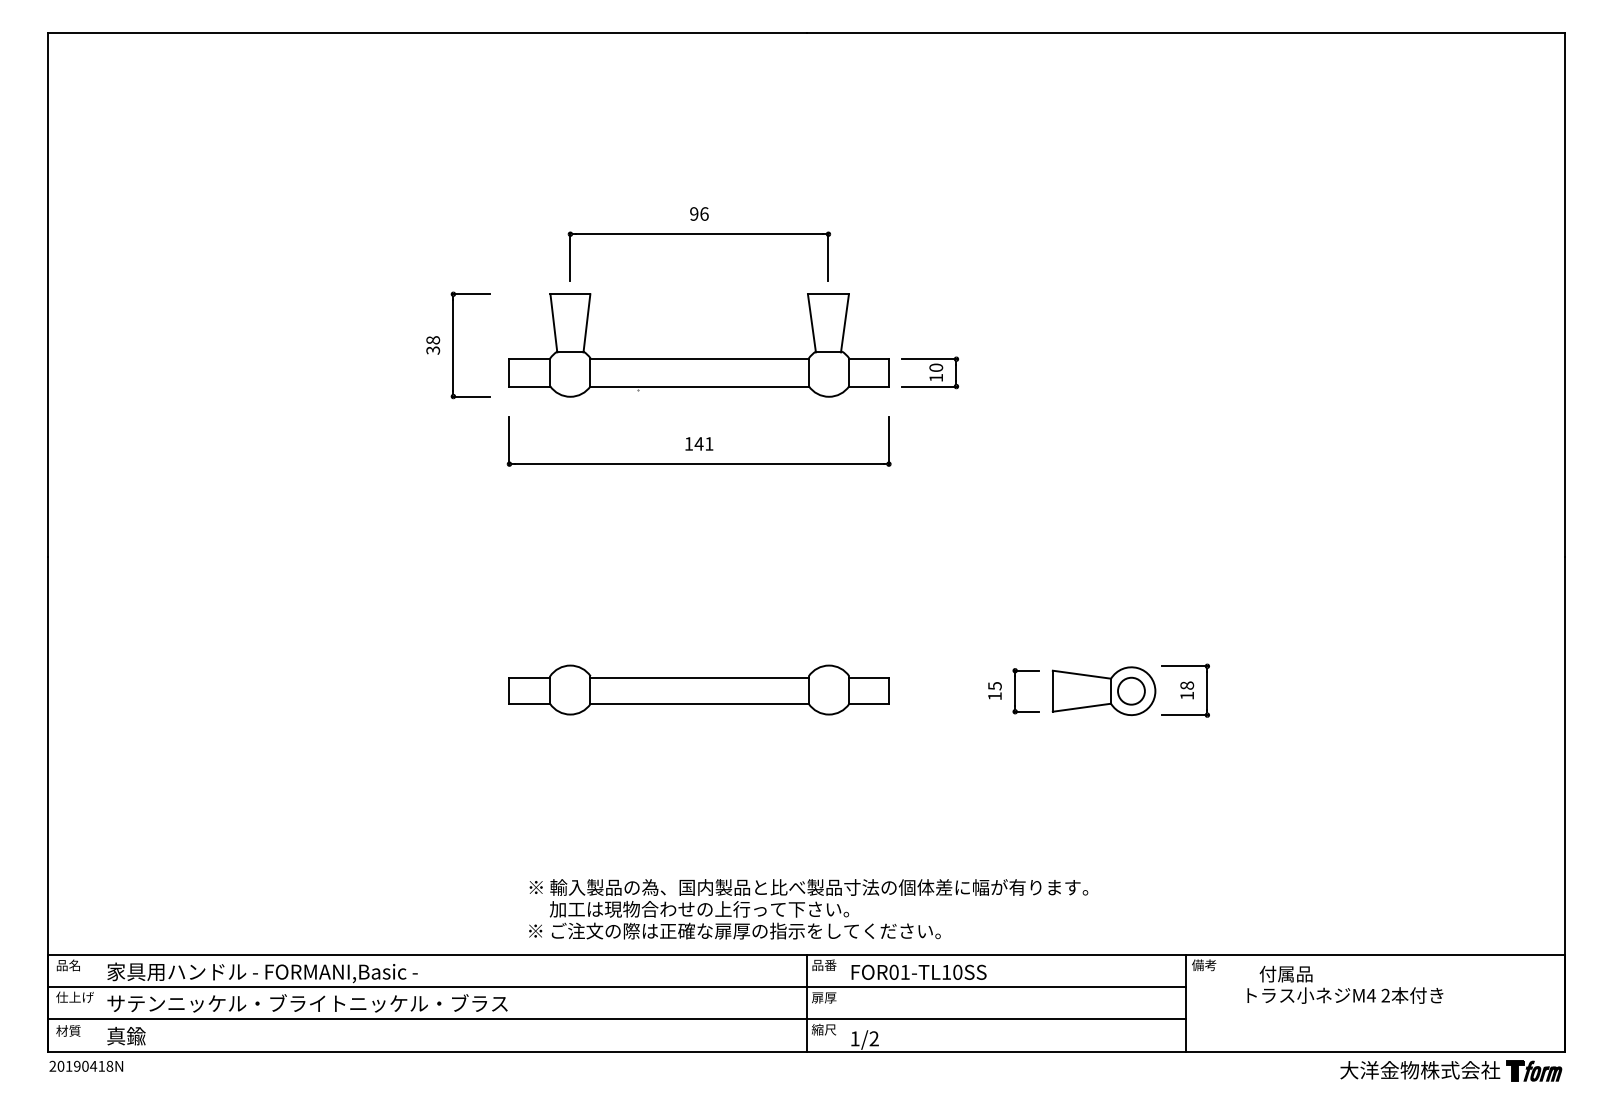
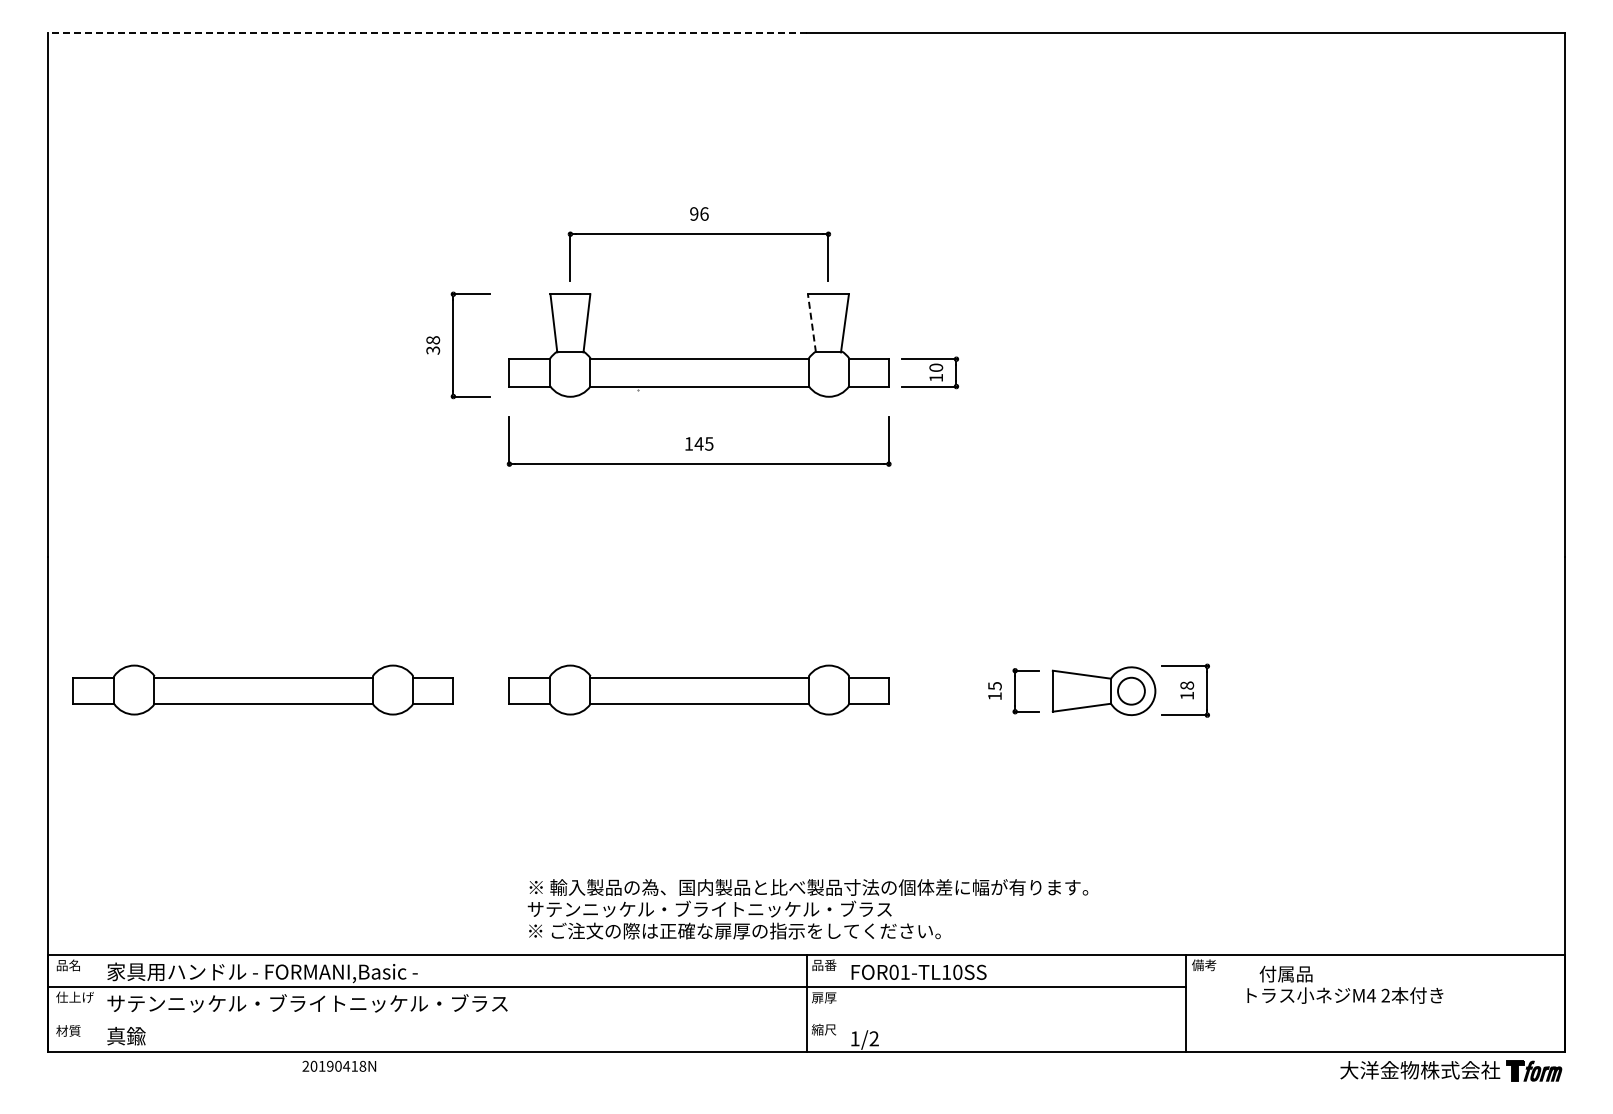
line: solid -> dashed (426, 33)
line: solid -> dashed (811, 322)
text: 141 -> 145 (709, 443)
part: none -> present (262, 689)
text: 加工は現物合わせの上行って下さい。 -> サテンニッケル・ブライトニッケル・ブラス (709, 908)
line: present -> none (616, 1019)
text position: (86, 1065) -> (339, 1065) (339, 1065)
